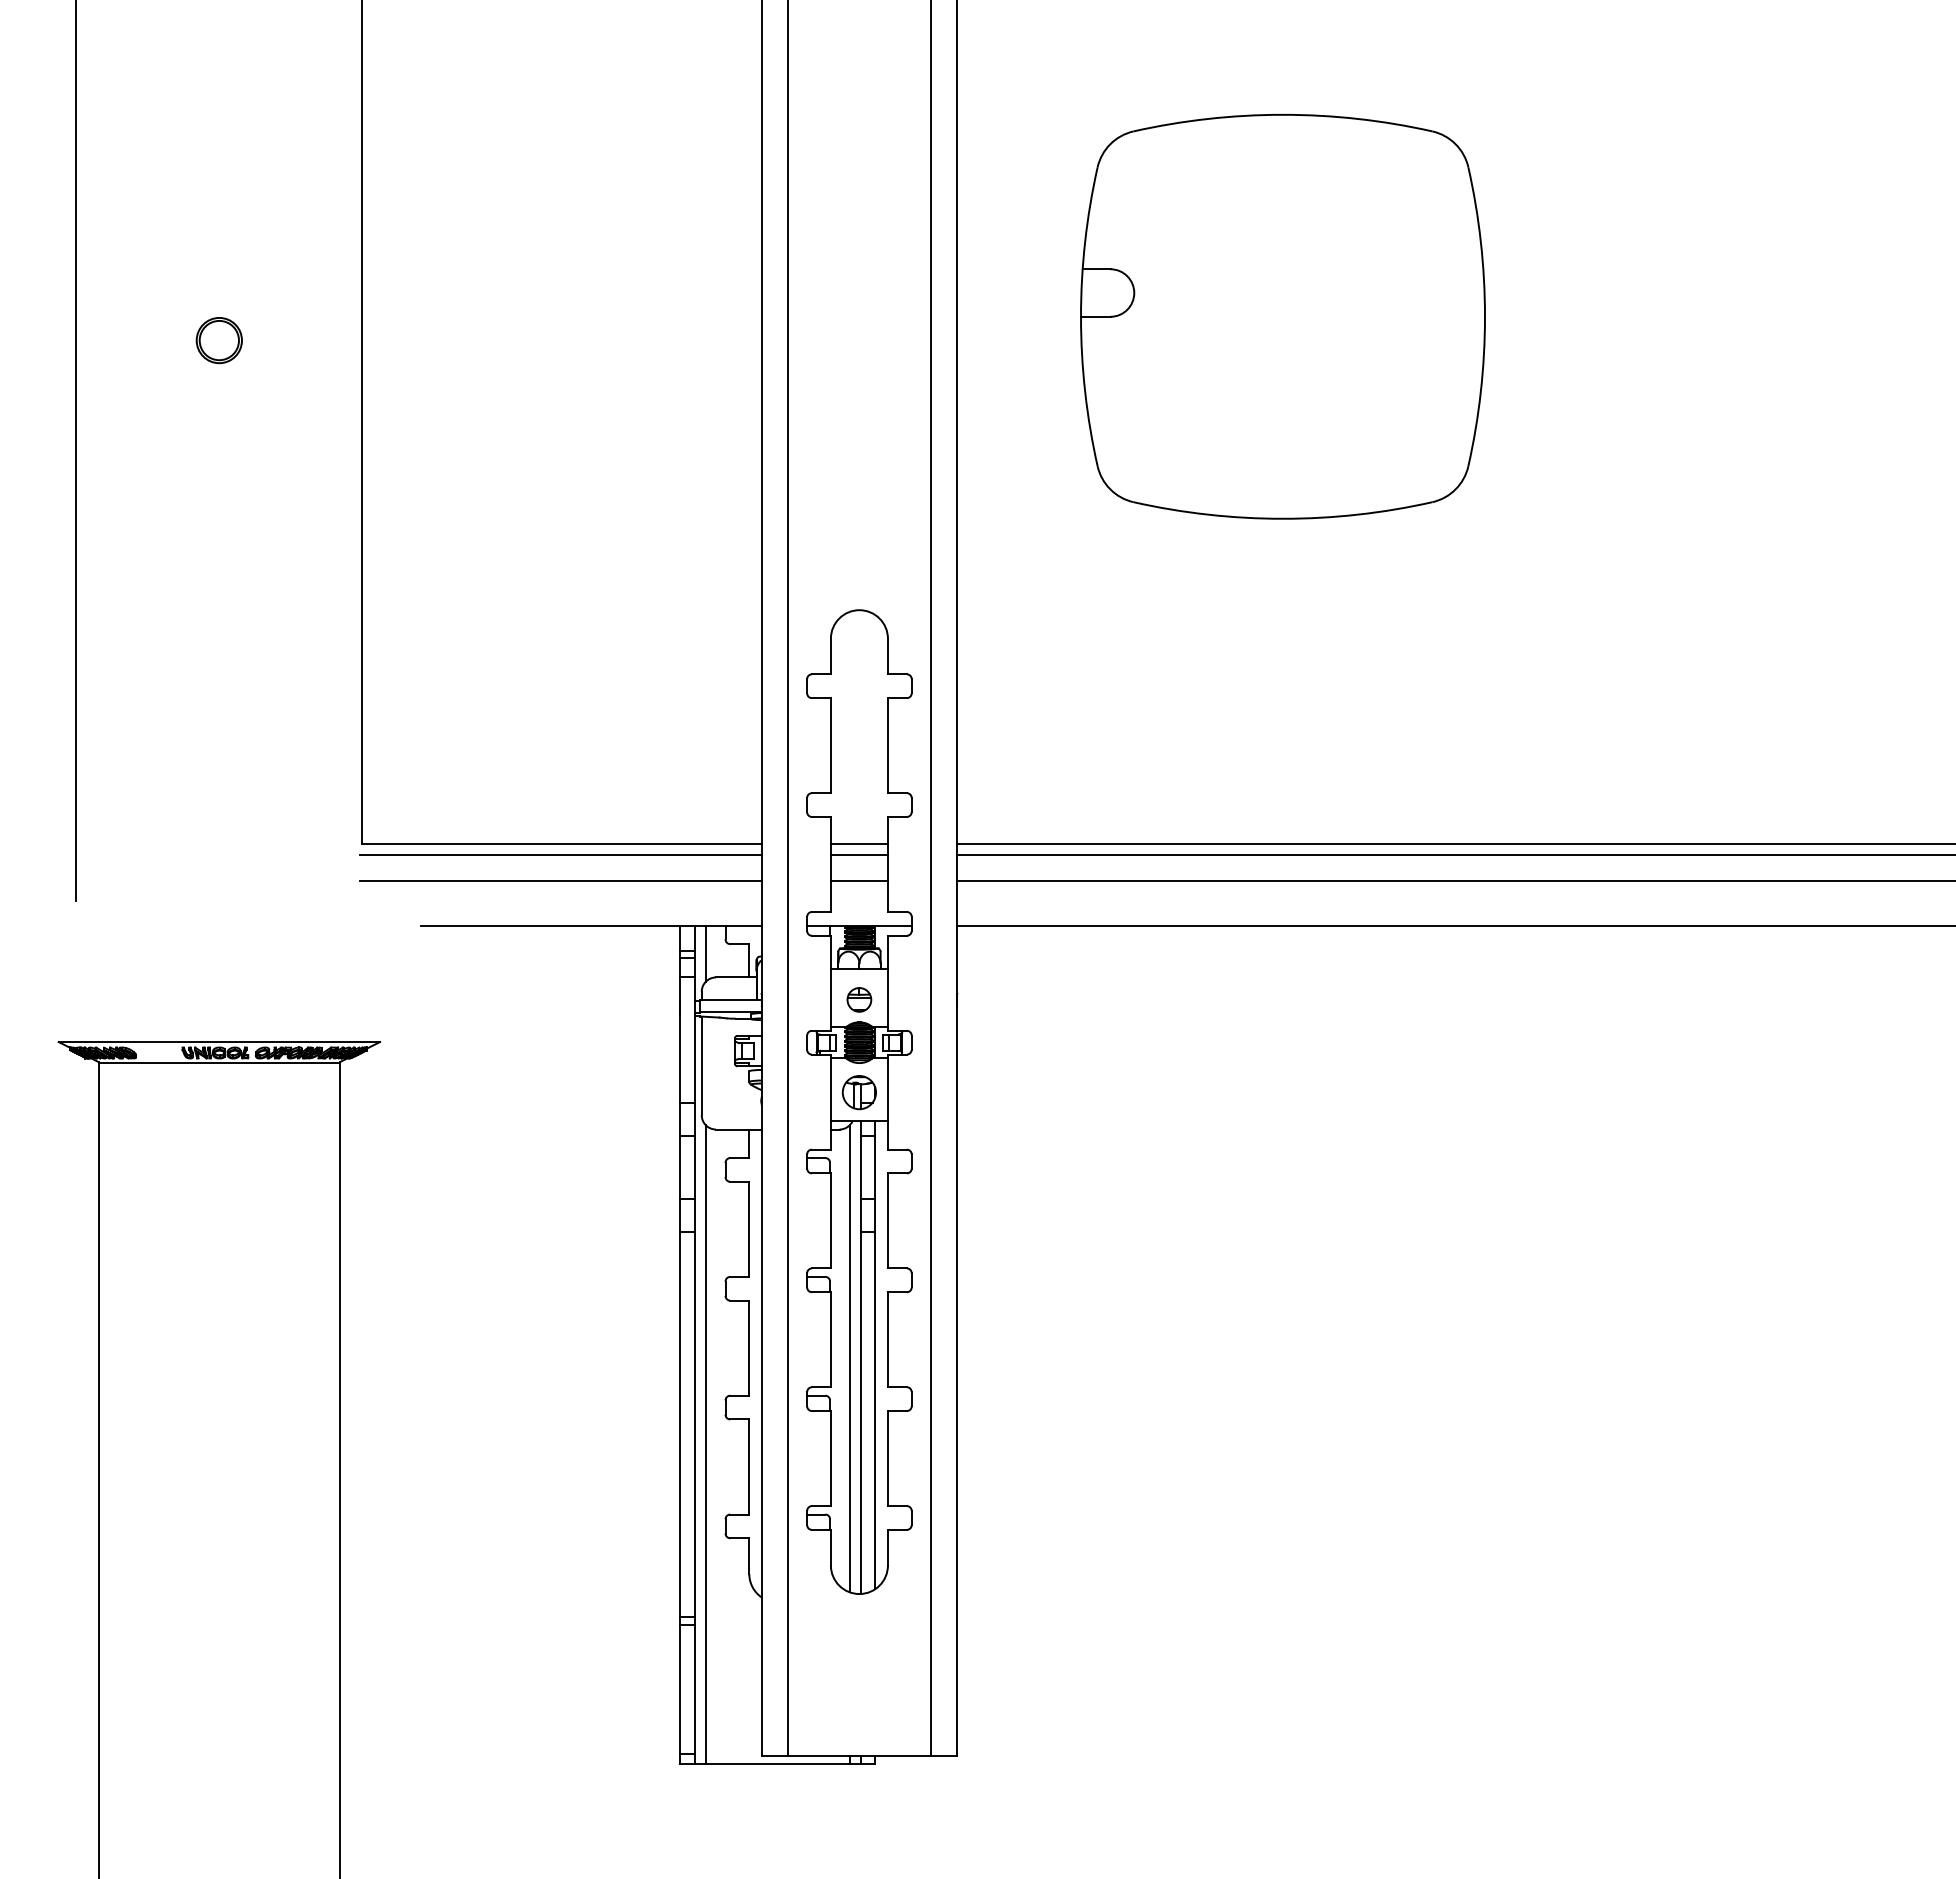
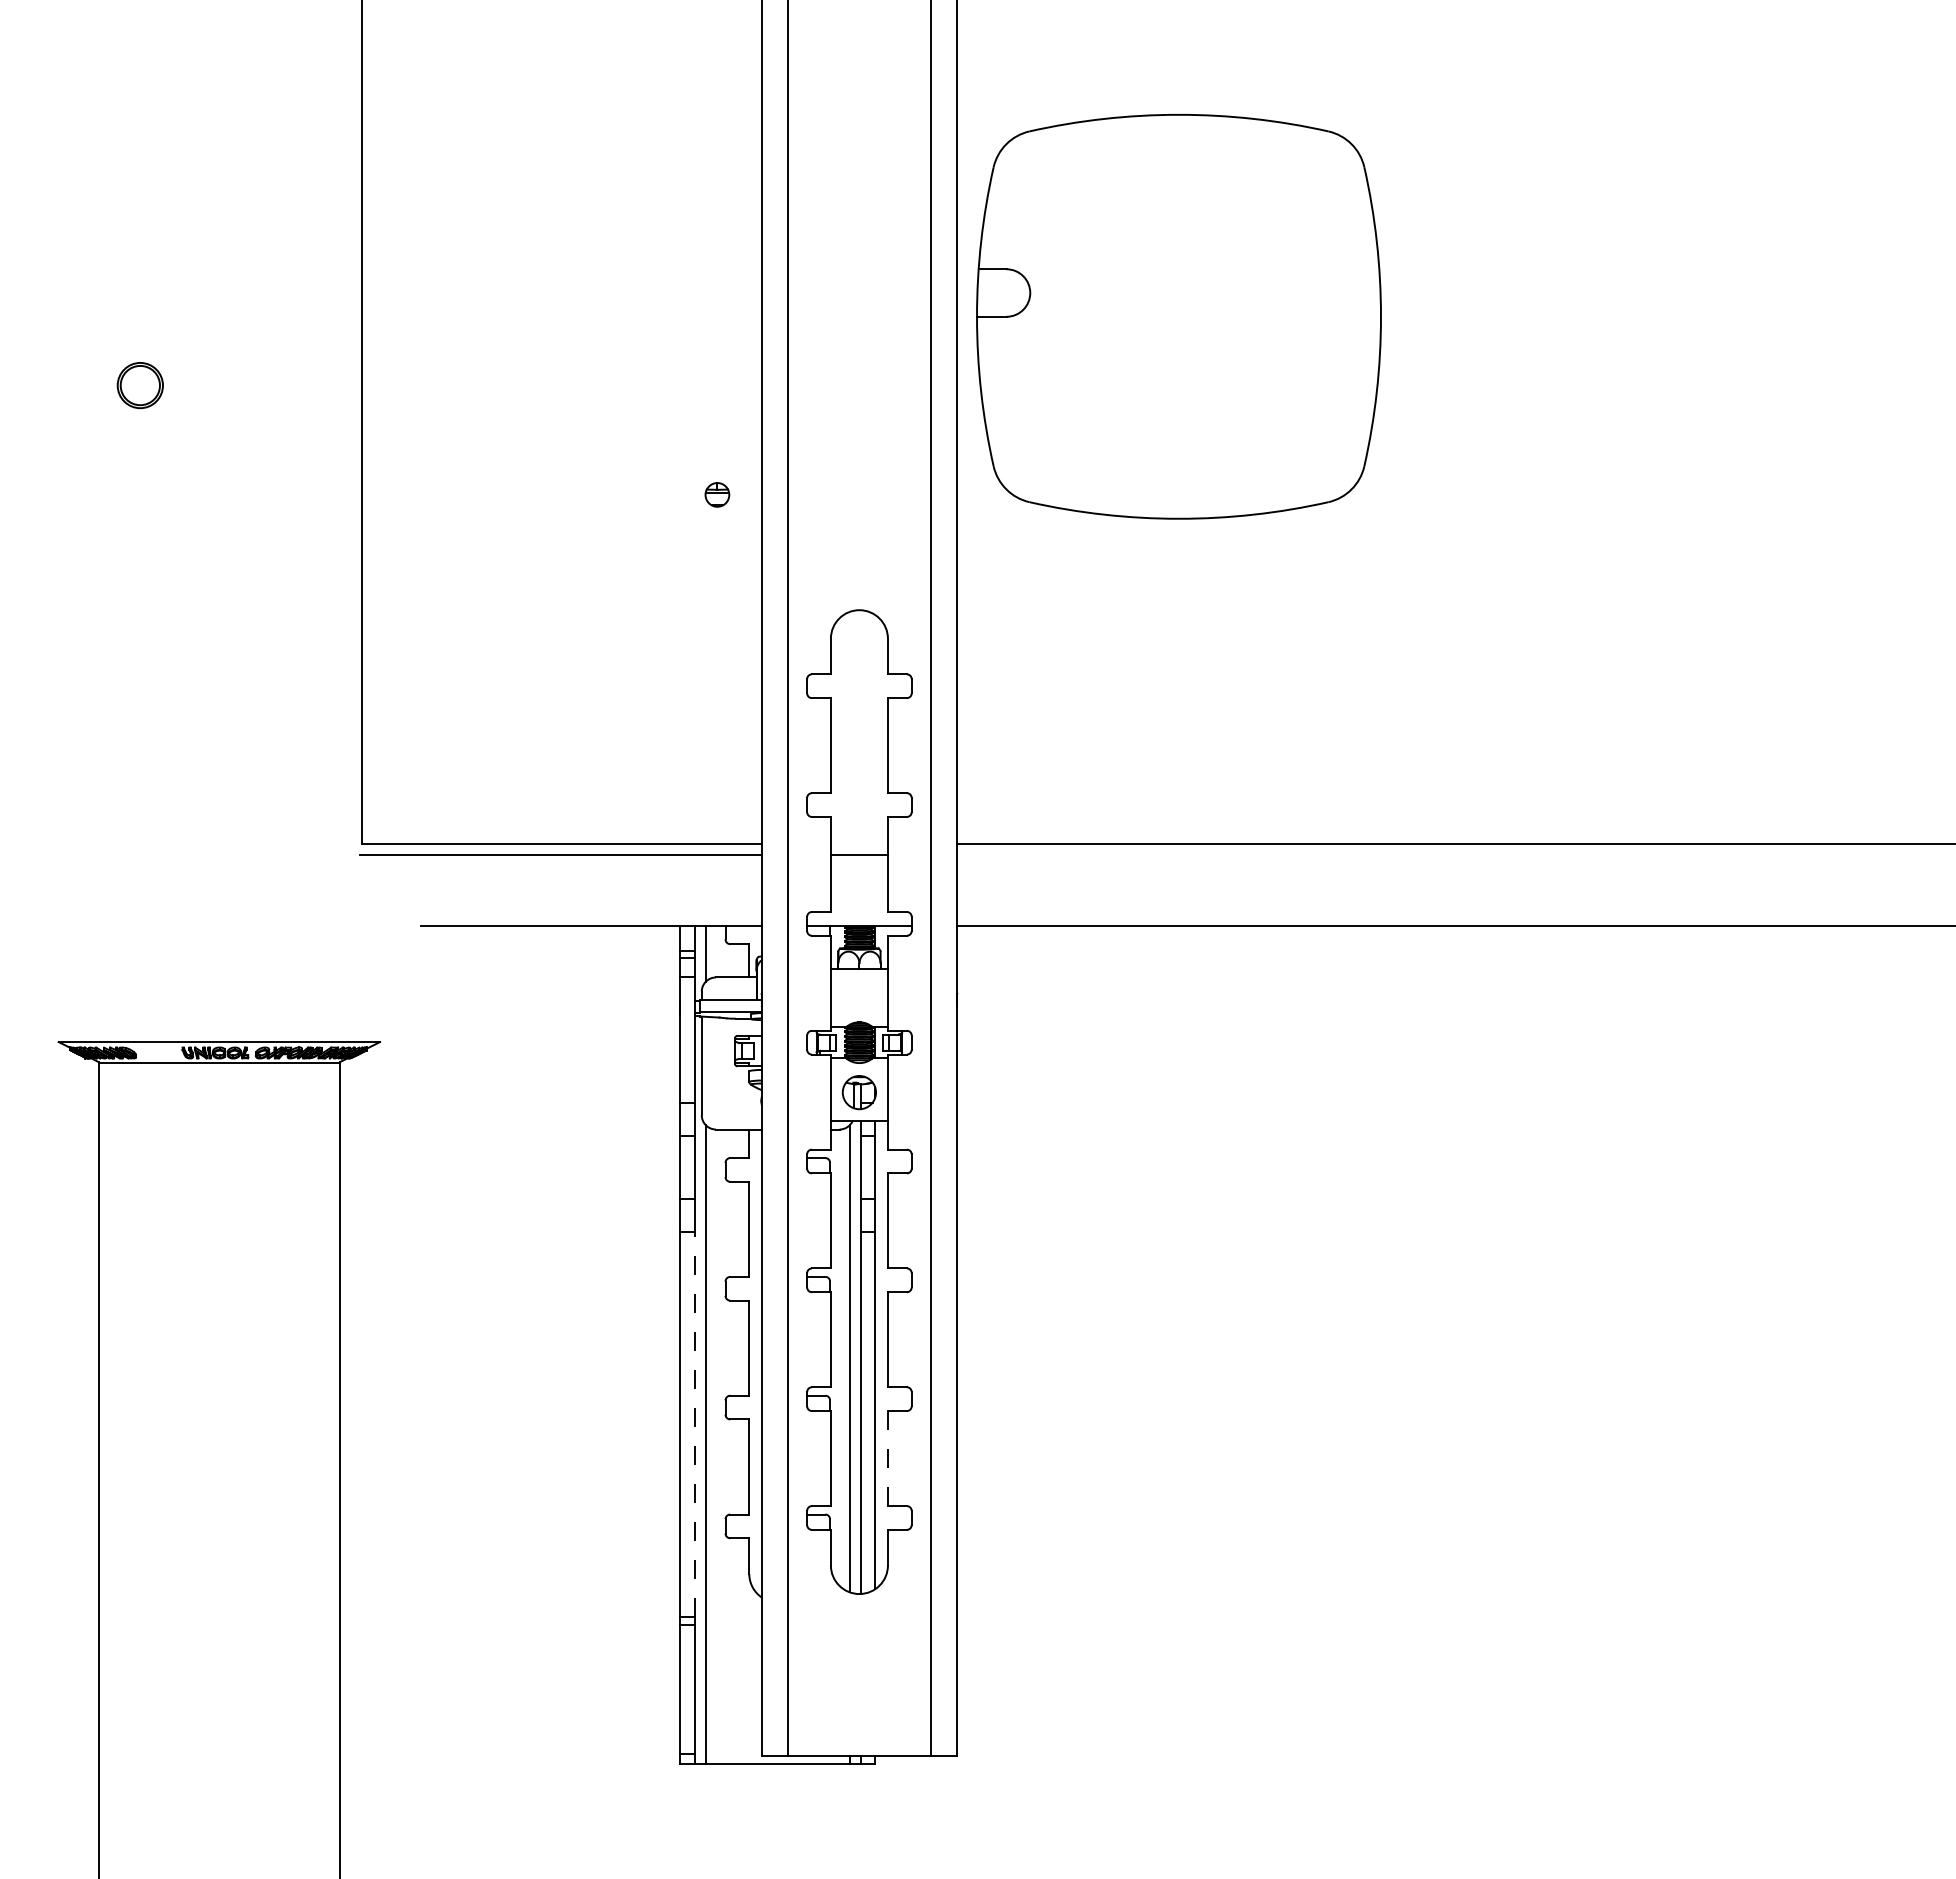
part position: (1282, 316) -> (1178, 316) (1178, 316)
part position: (218, 340) -> (139, 385) (139, 385)
line: present -> none (76, 451)
line: present -> none (858, 843)
line: present -> none (1454, 855)
line: present -> none (560, 880)
line: present -> none (858, 880)
line: present -> none (1454, 880)
part position: (859, 999) -> (717, 494) (717, 494)
line: solid -> dashed (694, 1424)
line: solid -> dashed (887, 1458)
